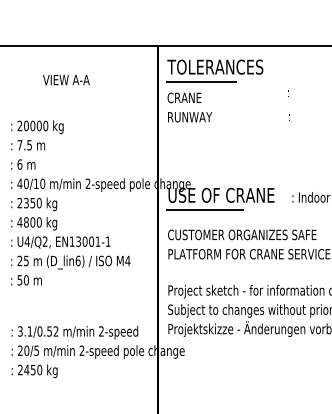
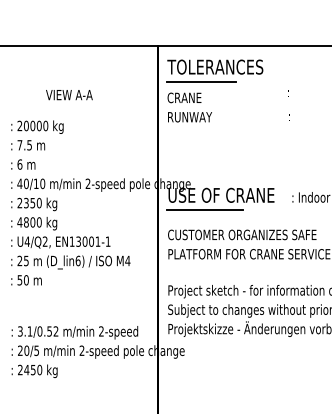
text position: (66, 80) -> (69, 95) (69, 95)
